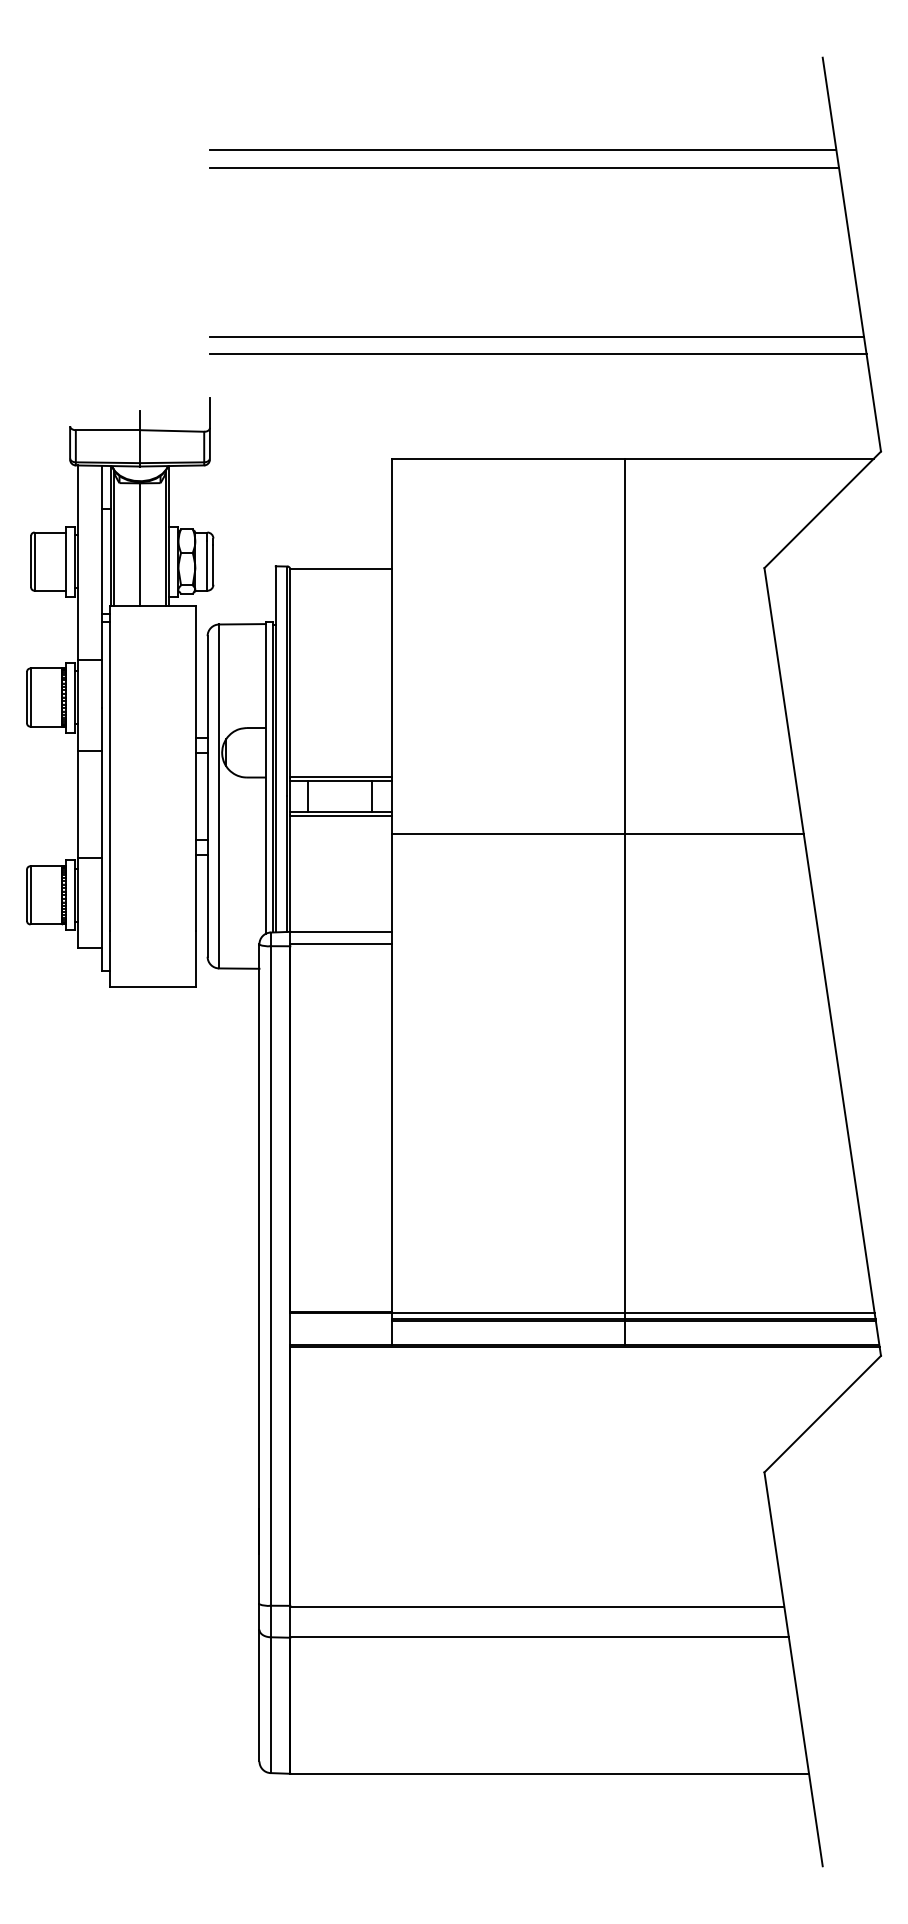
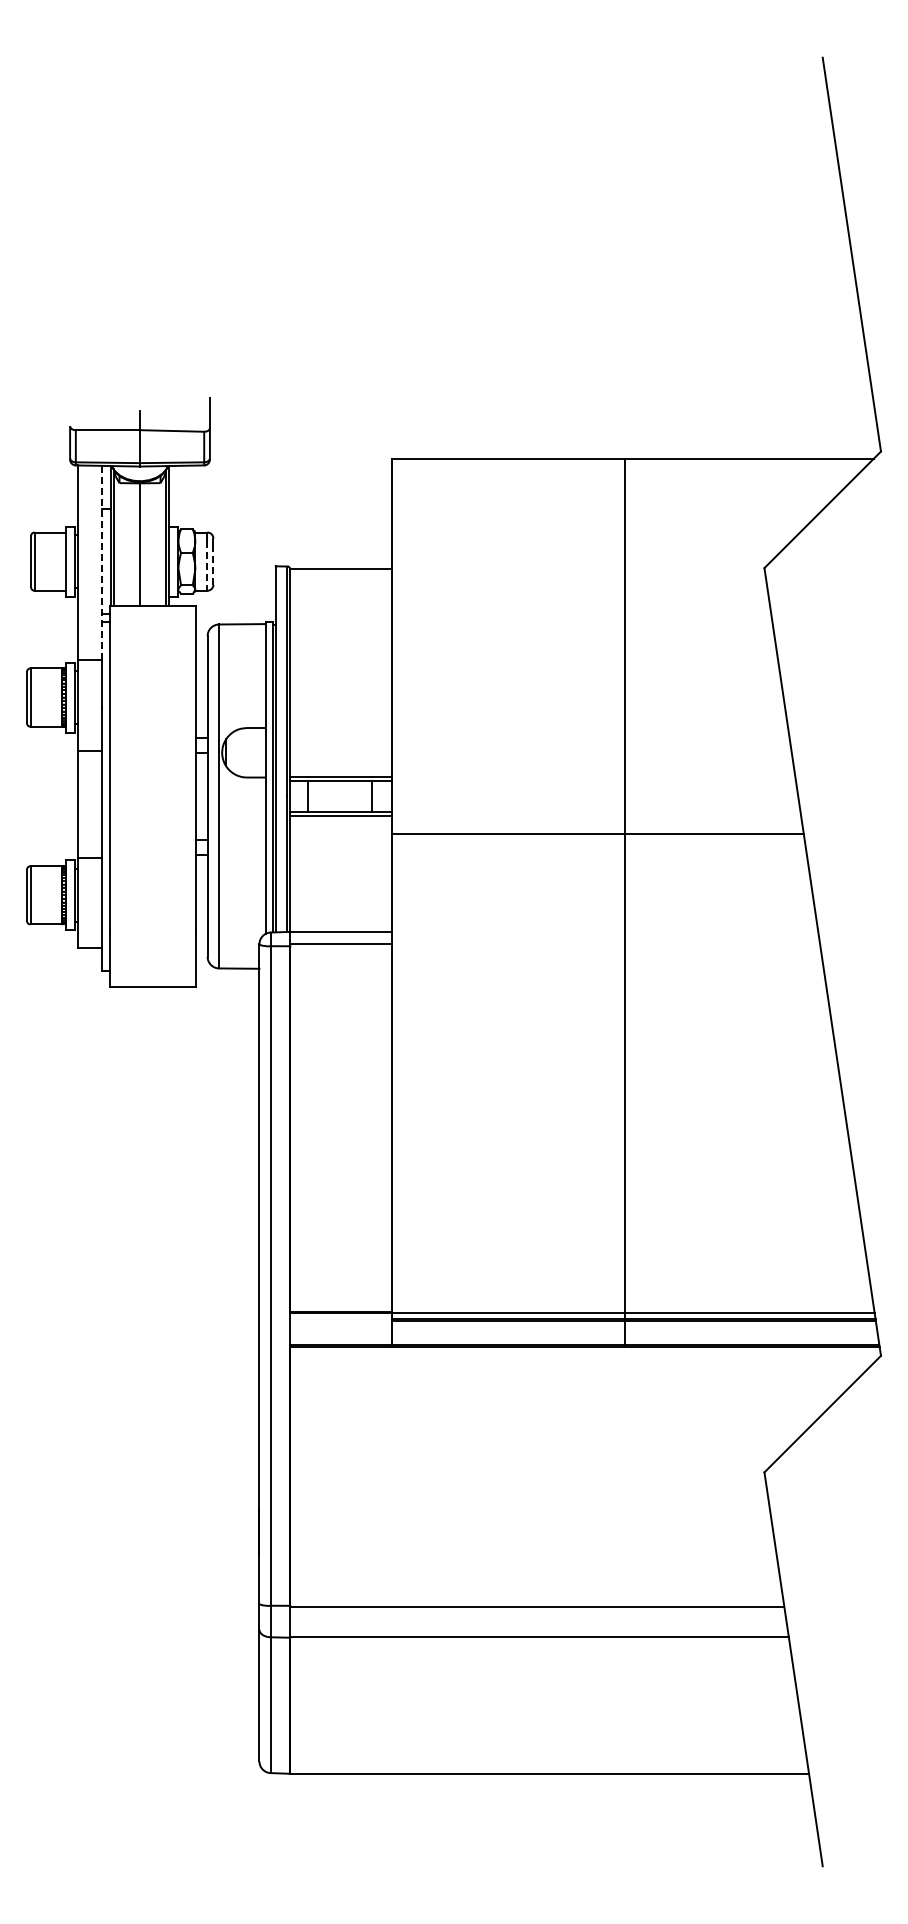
line: present -> none (522, 150)
line: present -> none (523, 167)
line: present -> none (536, 336)
line: present -> none (537, 354)
line: solid -> dashed (101, 563)
line: solid -> dashed (207, 565)
line: solid -> dashed (213, 565)
